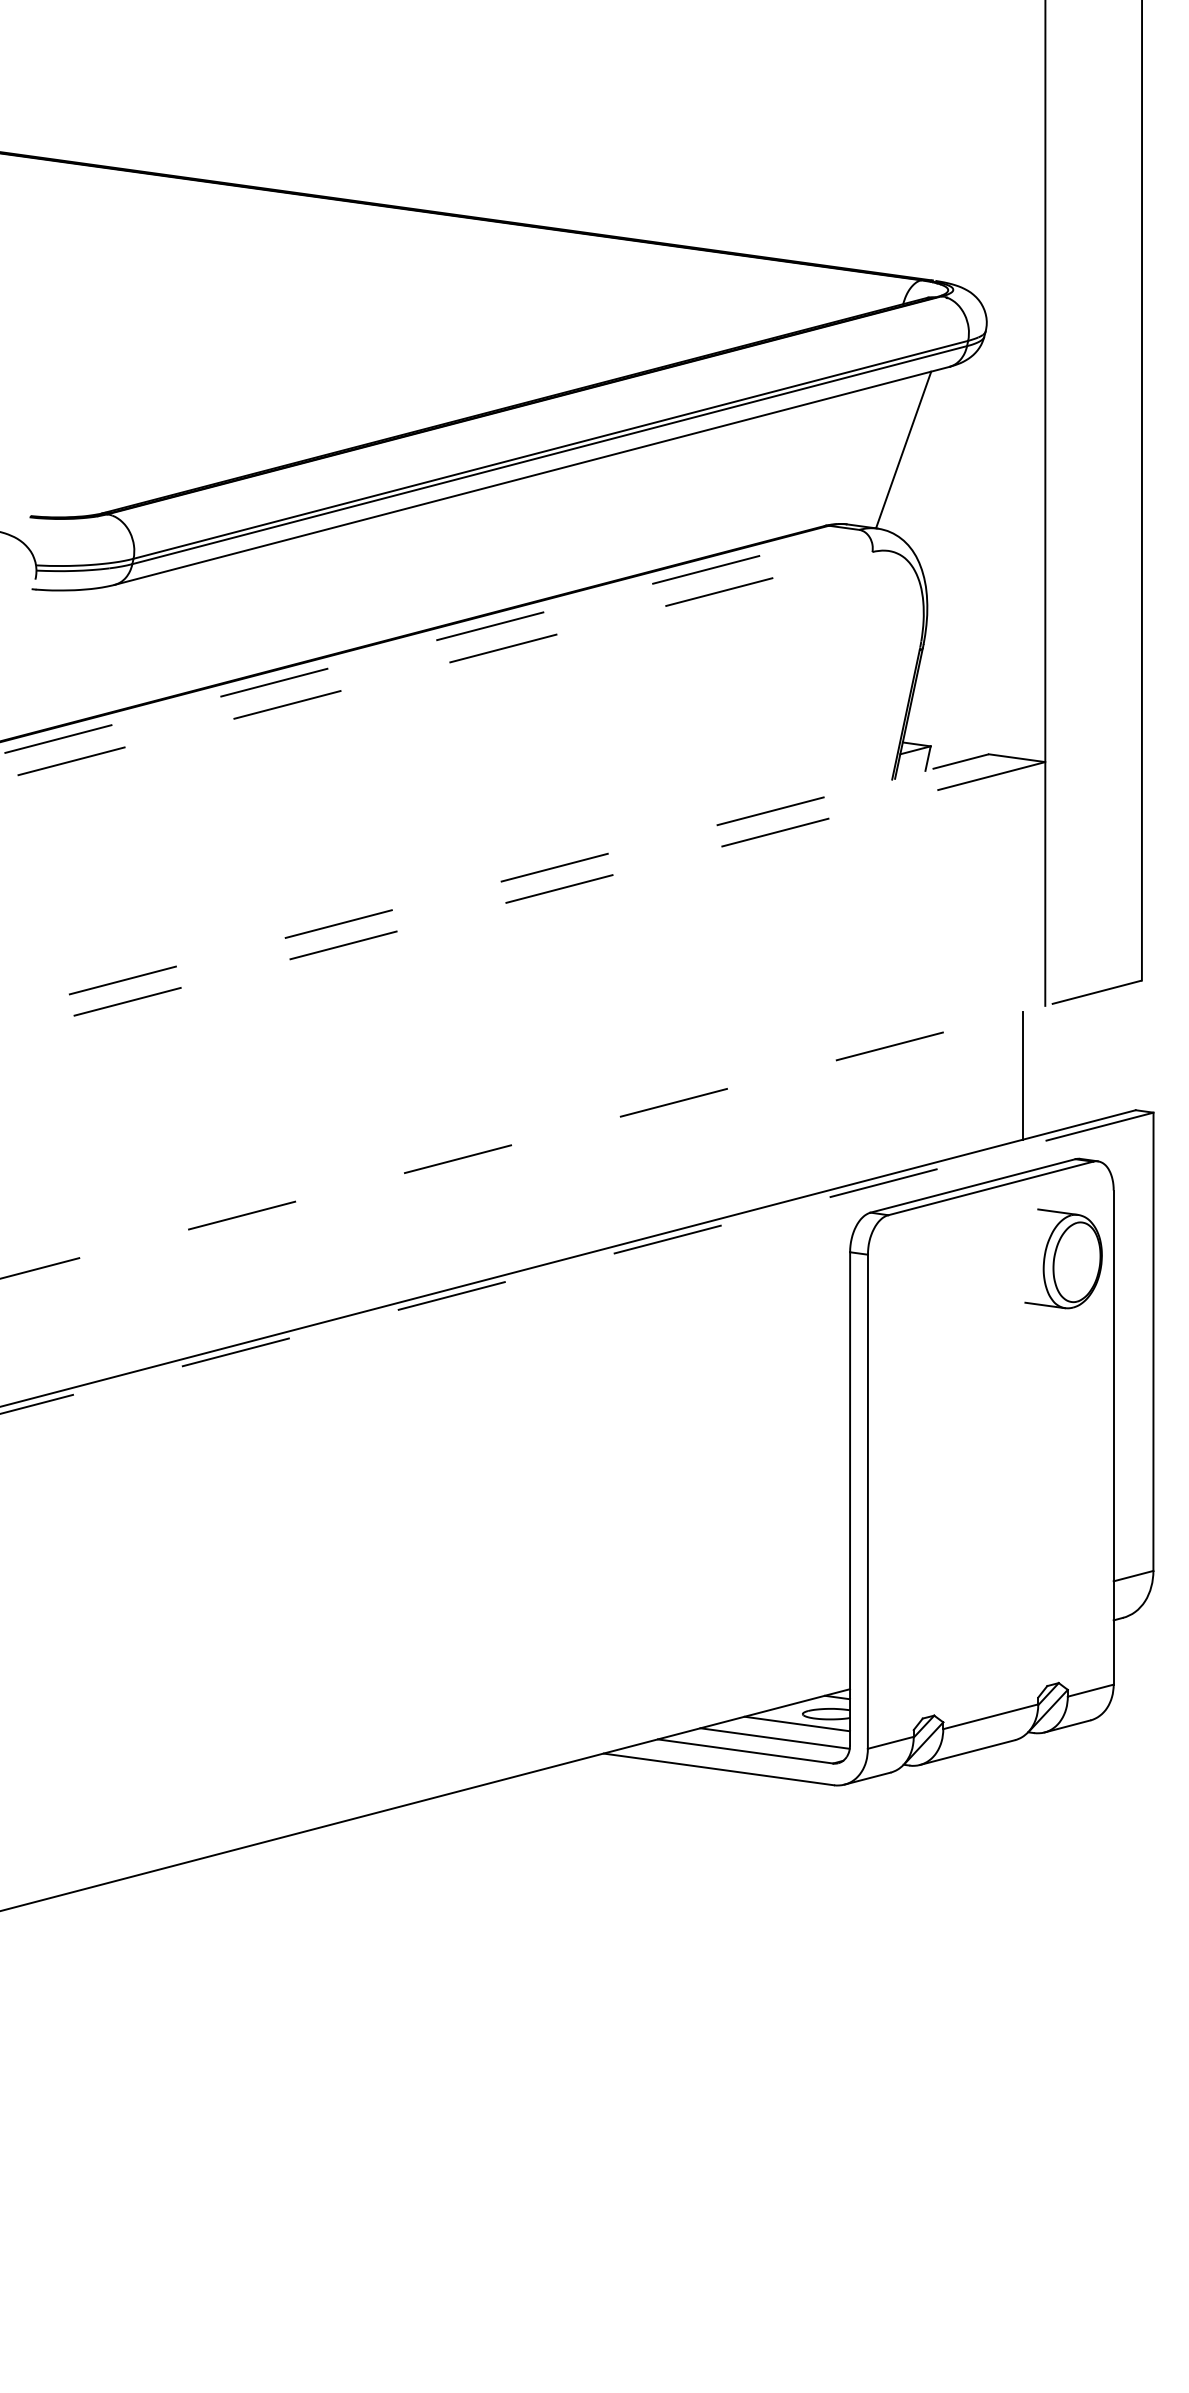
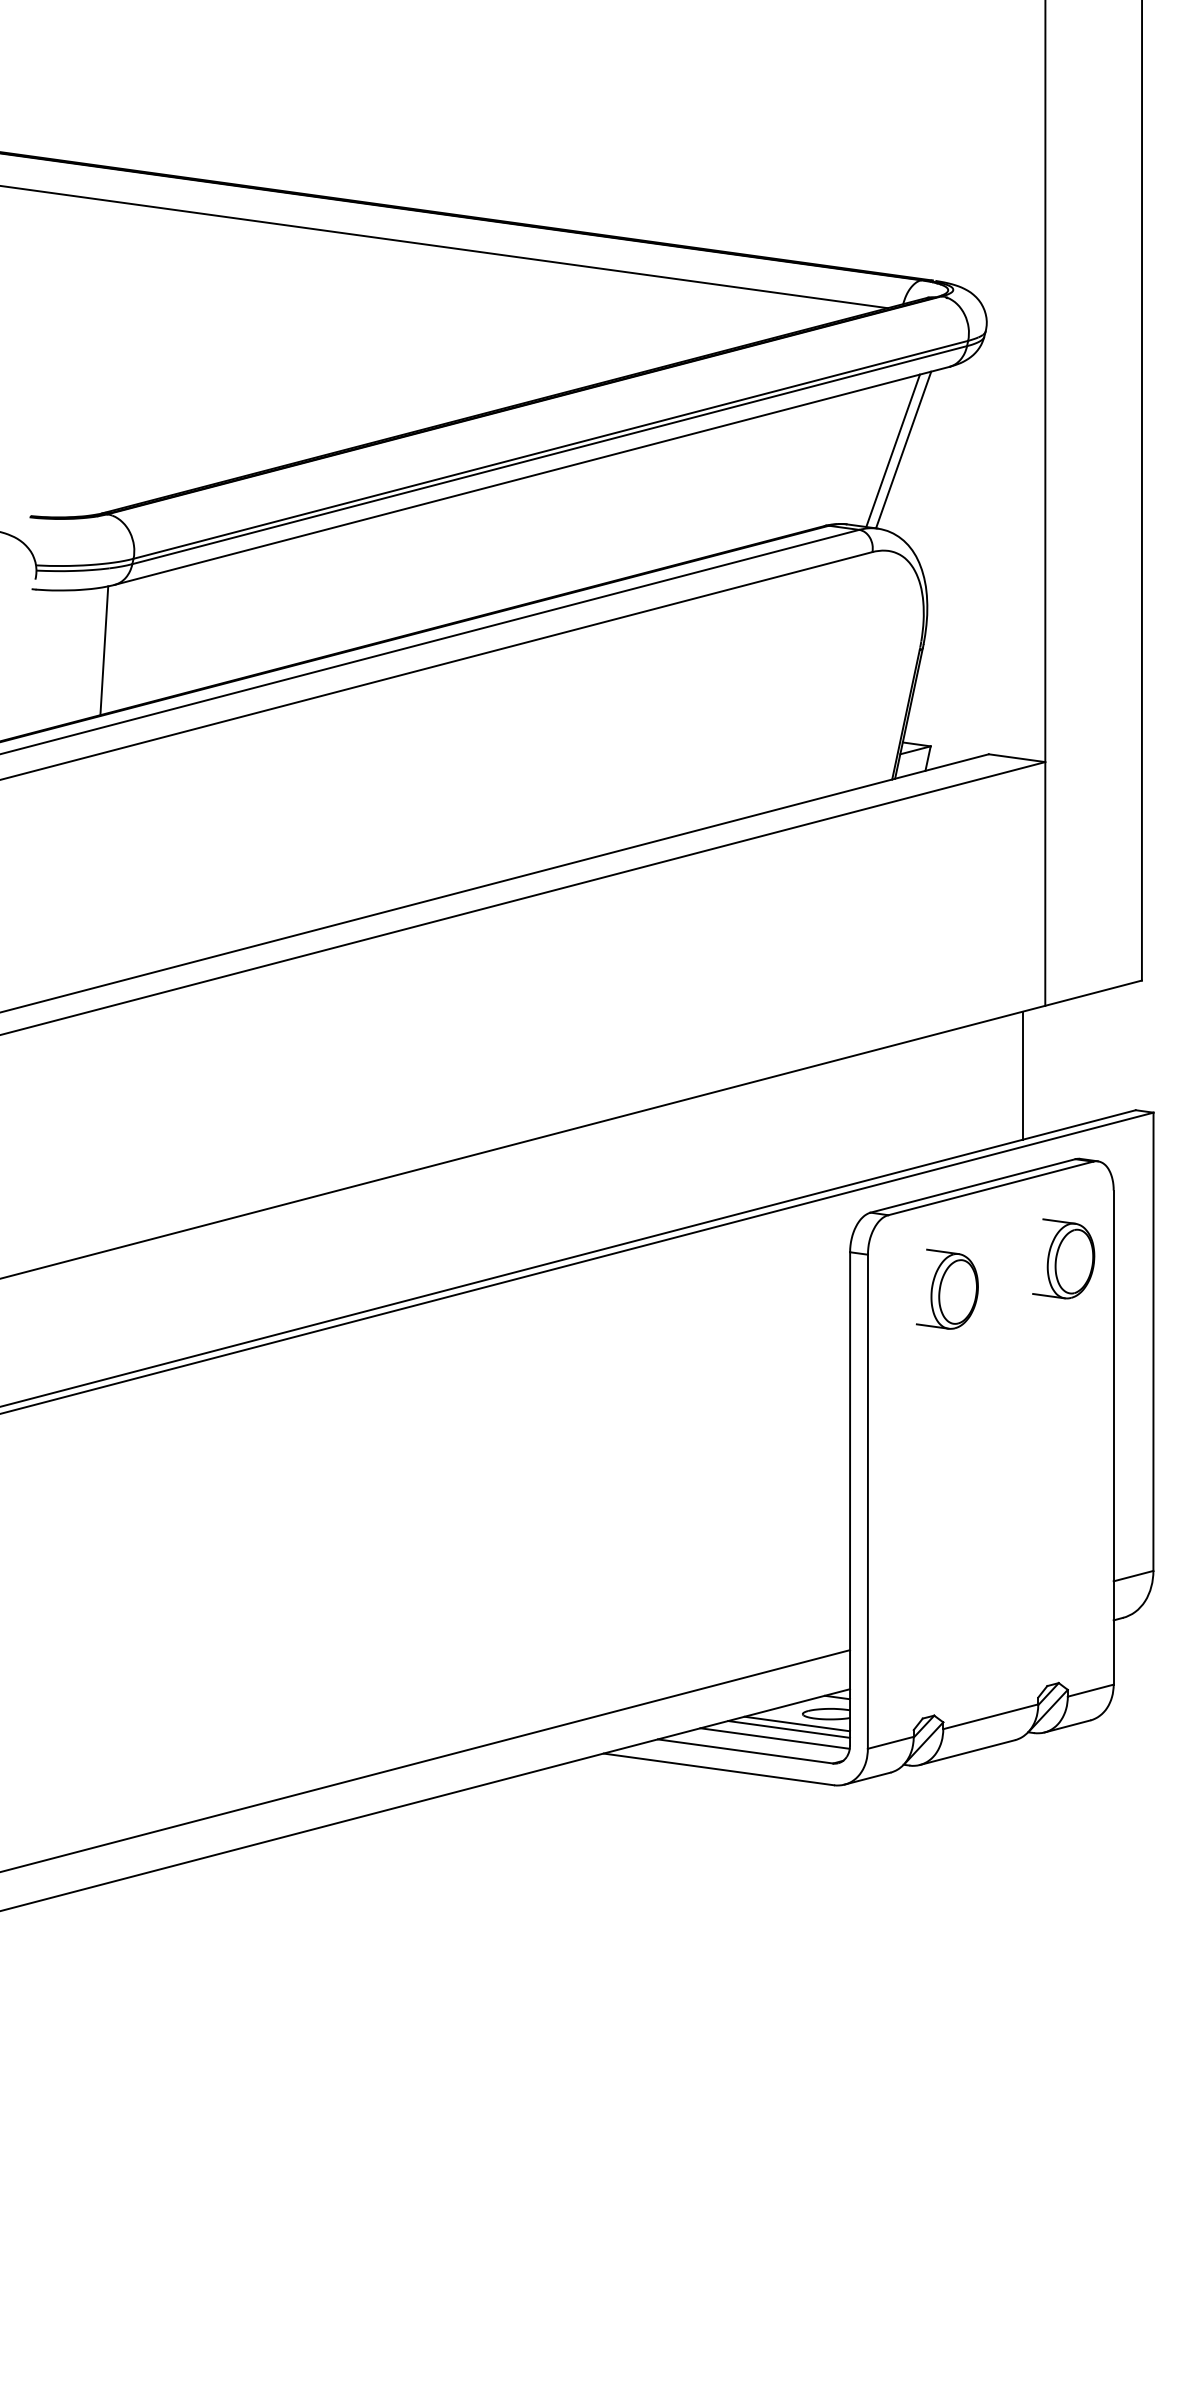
line: none -> present (444, 247)
line: none -> present (892, 450)
line: dashed -> solid (429, 642)
line: none -> present (104, 650)
line: dashed -> solid (437, 665)
line: dashed -> solid (494, 883)
line: dashed -> solid (522, 898)
line: dashed -> solid (571, 1129)
part size: 79x102 px -> 64x82 px (1063, 1258)
line: dashed -> solid (576, 1263)
part: none -> present (947, 1288)
line: none -> present (789, 1729)
line: none -> present (426, 1760)
